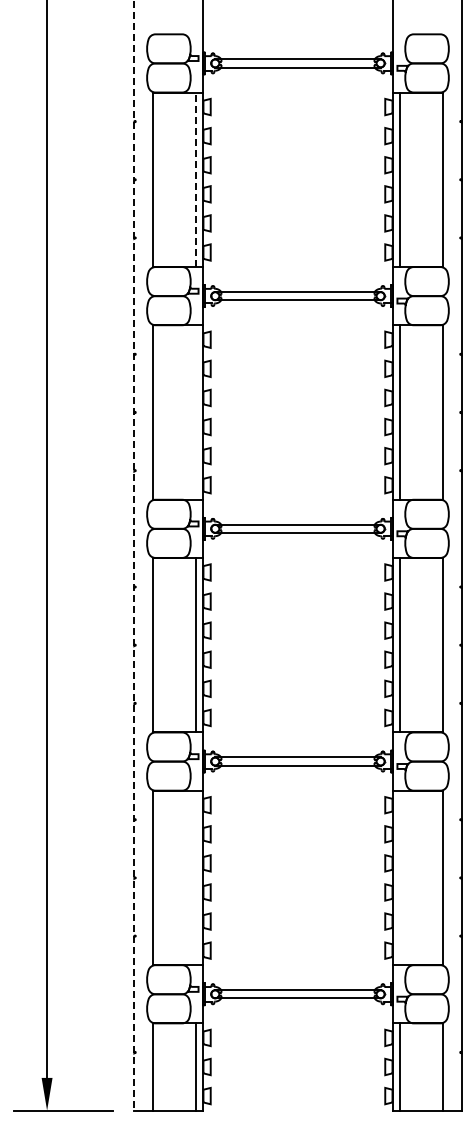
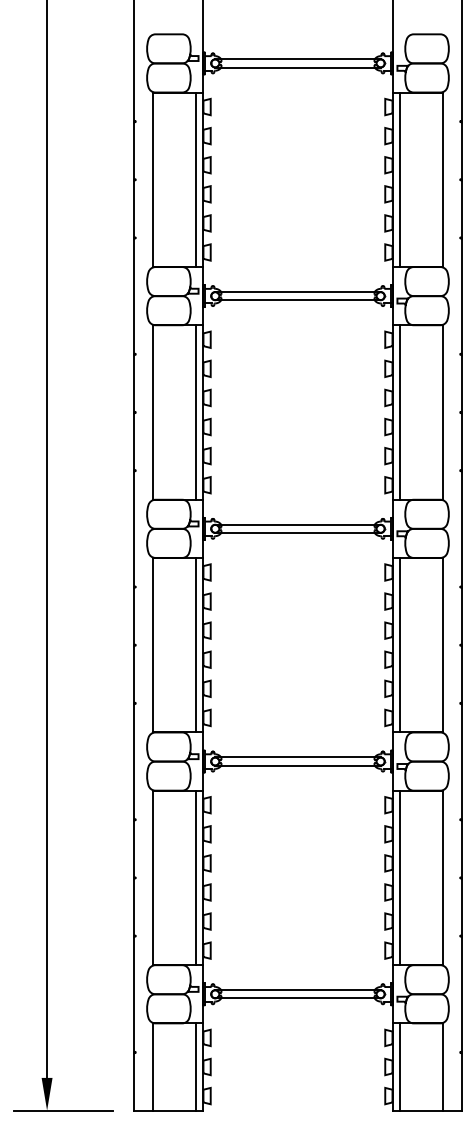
line: dashed -> solid (196, 179)
line: none -> present (196, 412)
line: dashed -> solid (134, 555)
line: none -> present (196, 877)
line: none -> present (399, 877)
